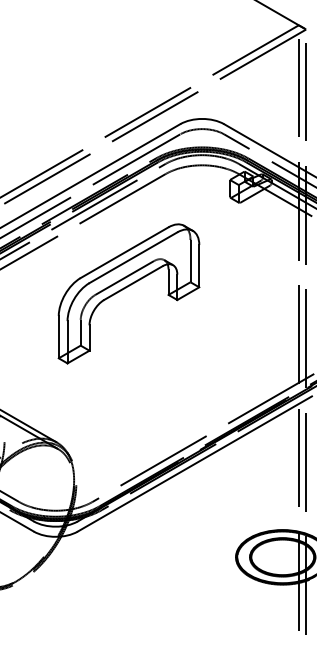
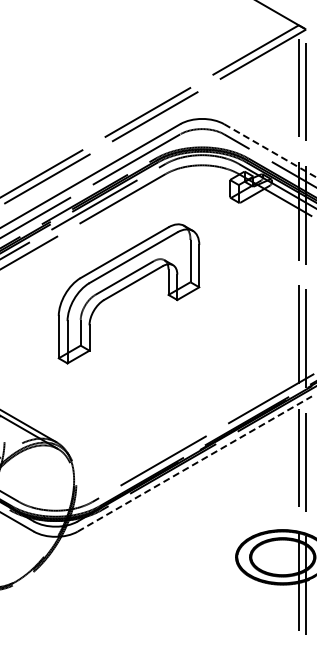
line: solid -> dashed (270, 151)
line: solid -> dashed (195, 463)
